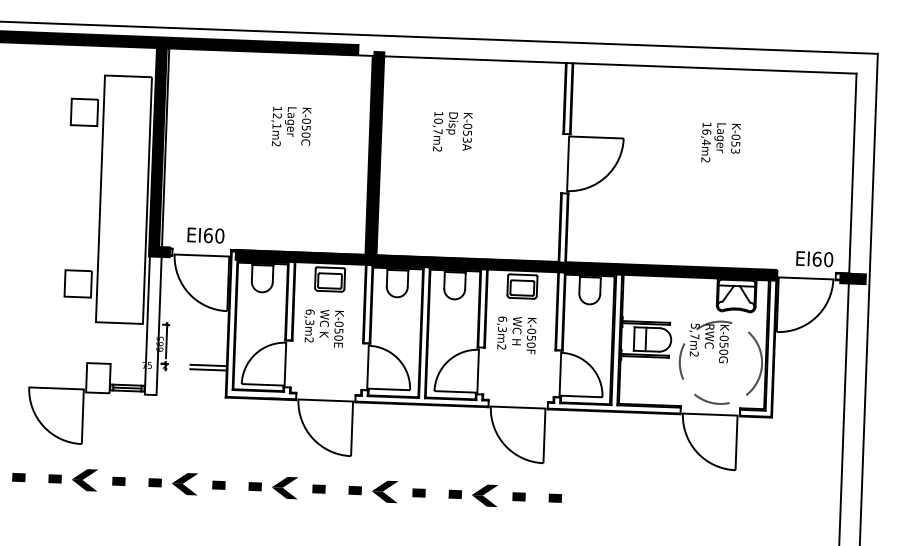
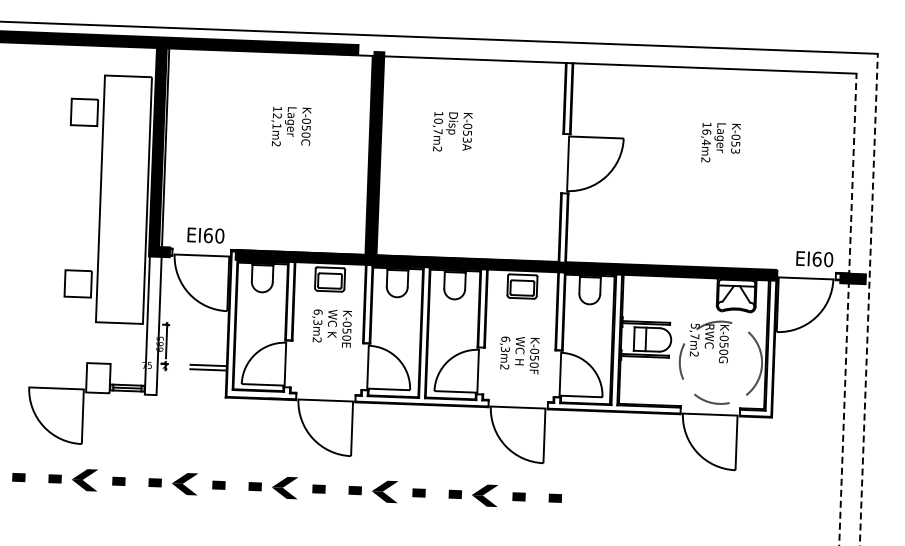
line: solid -> dashed (868, 299)
line: solid -> dashed (847, 309)
text position: (323, 328) -> (331, 328) (331, 328)
text position: (516, 335) -> (519, 355) (519, 355)
